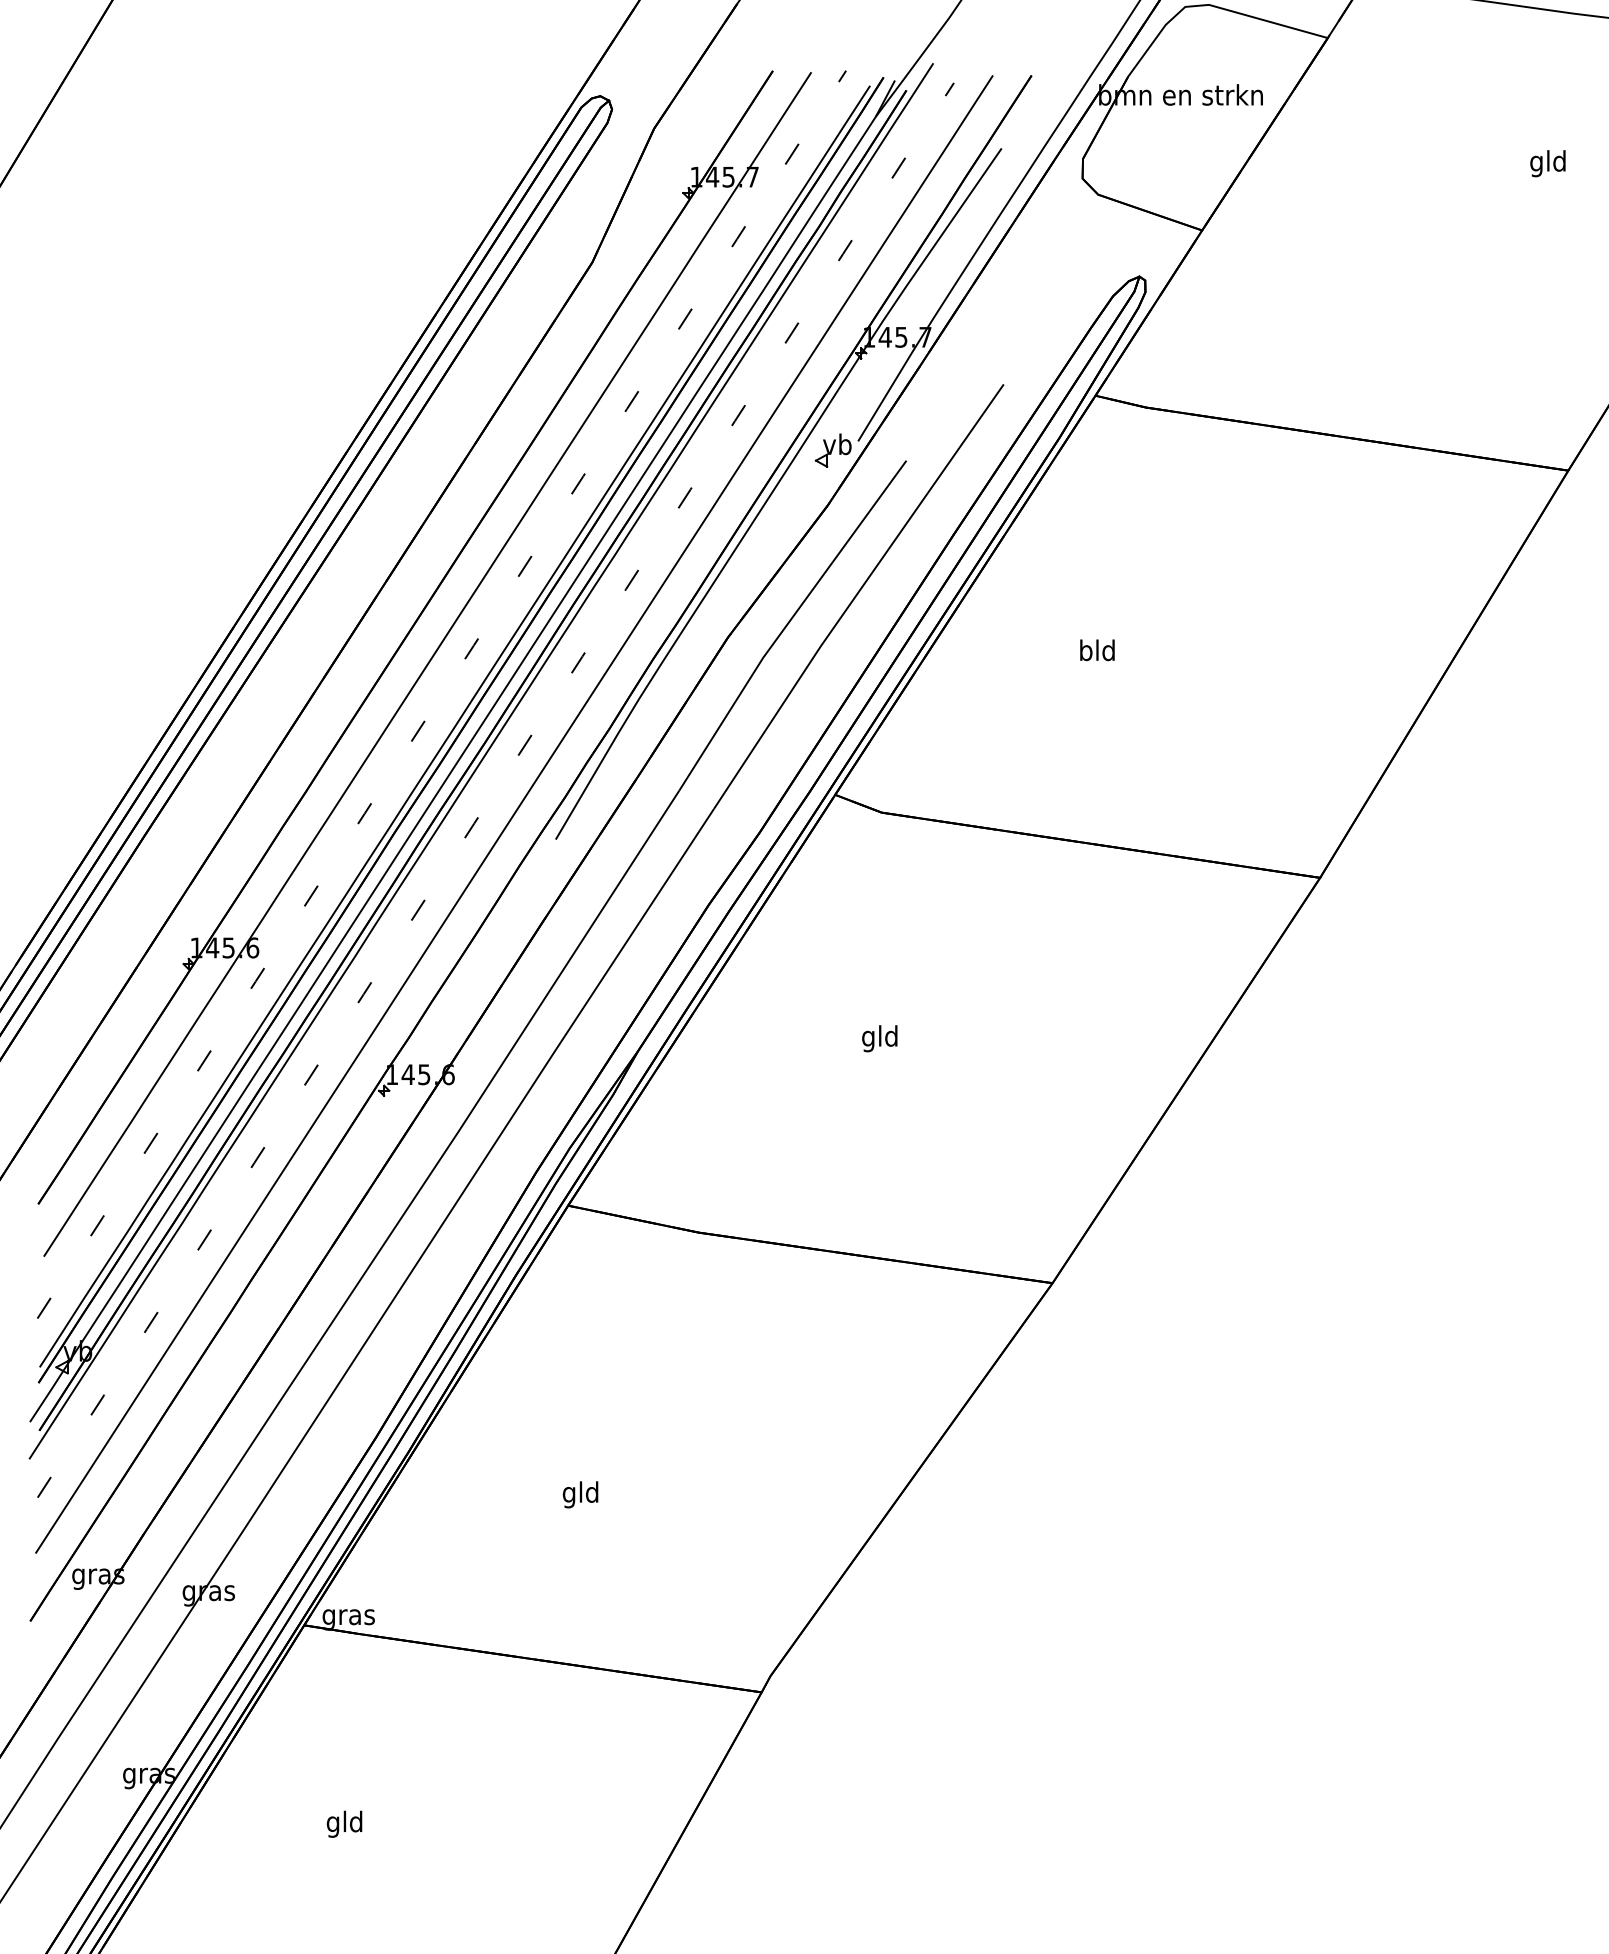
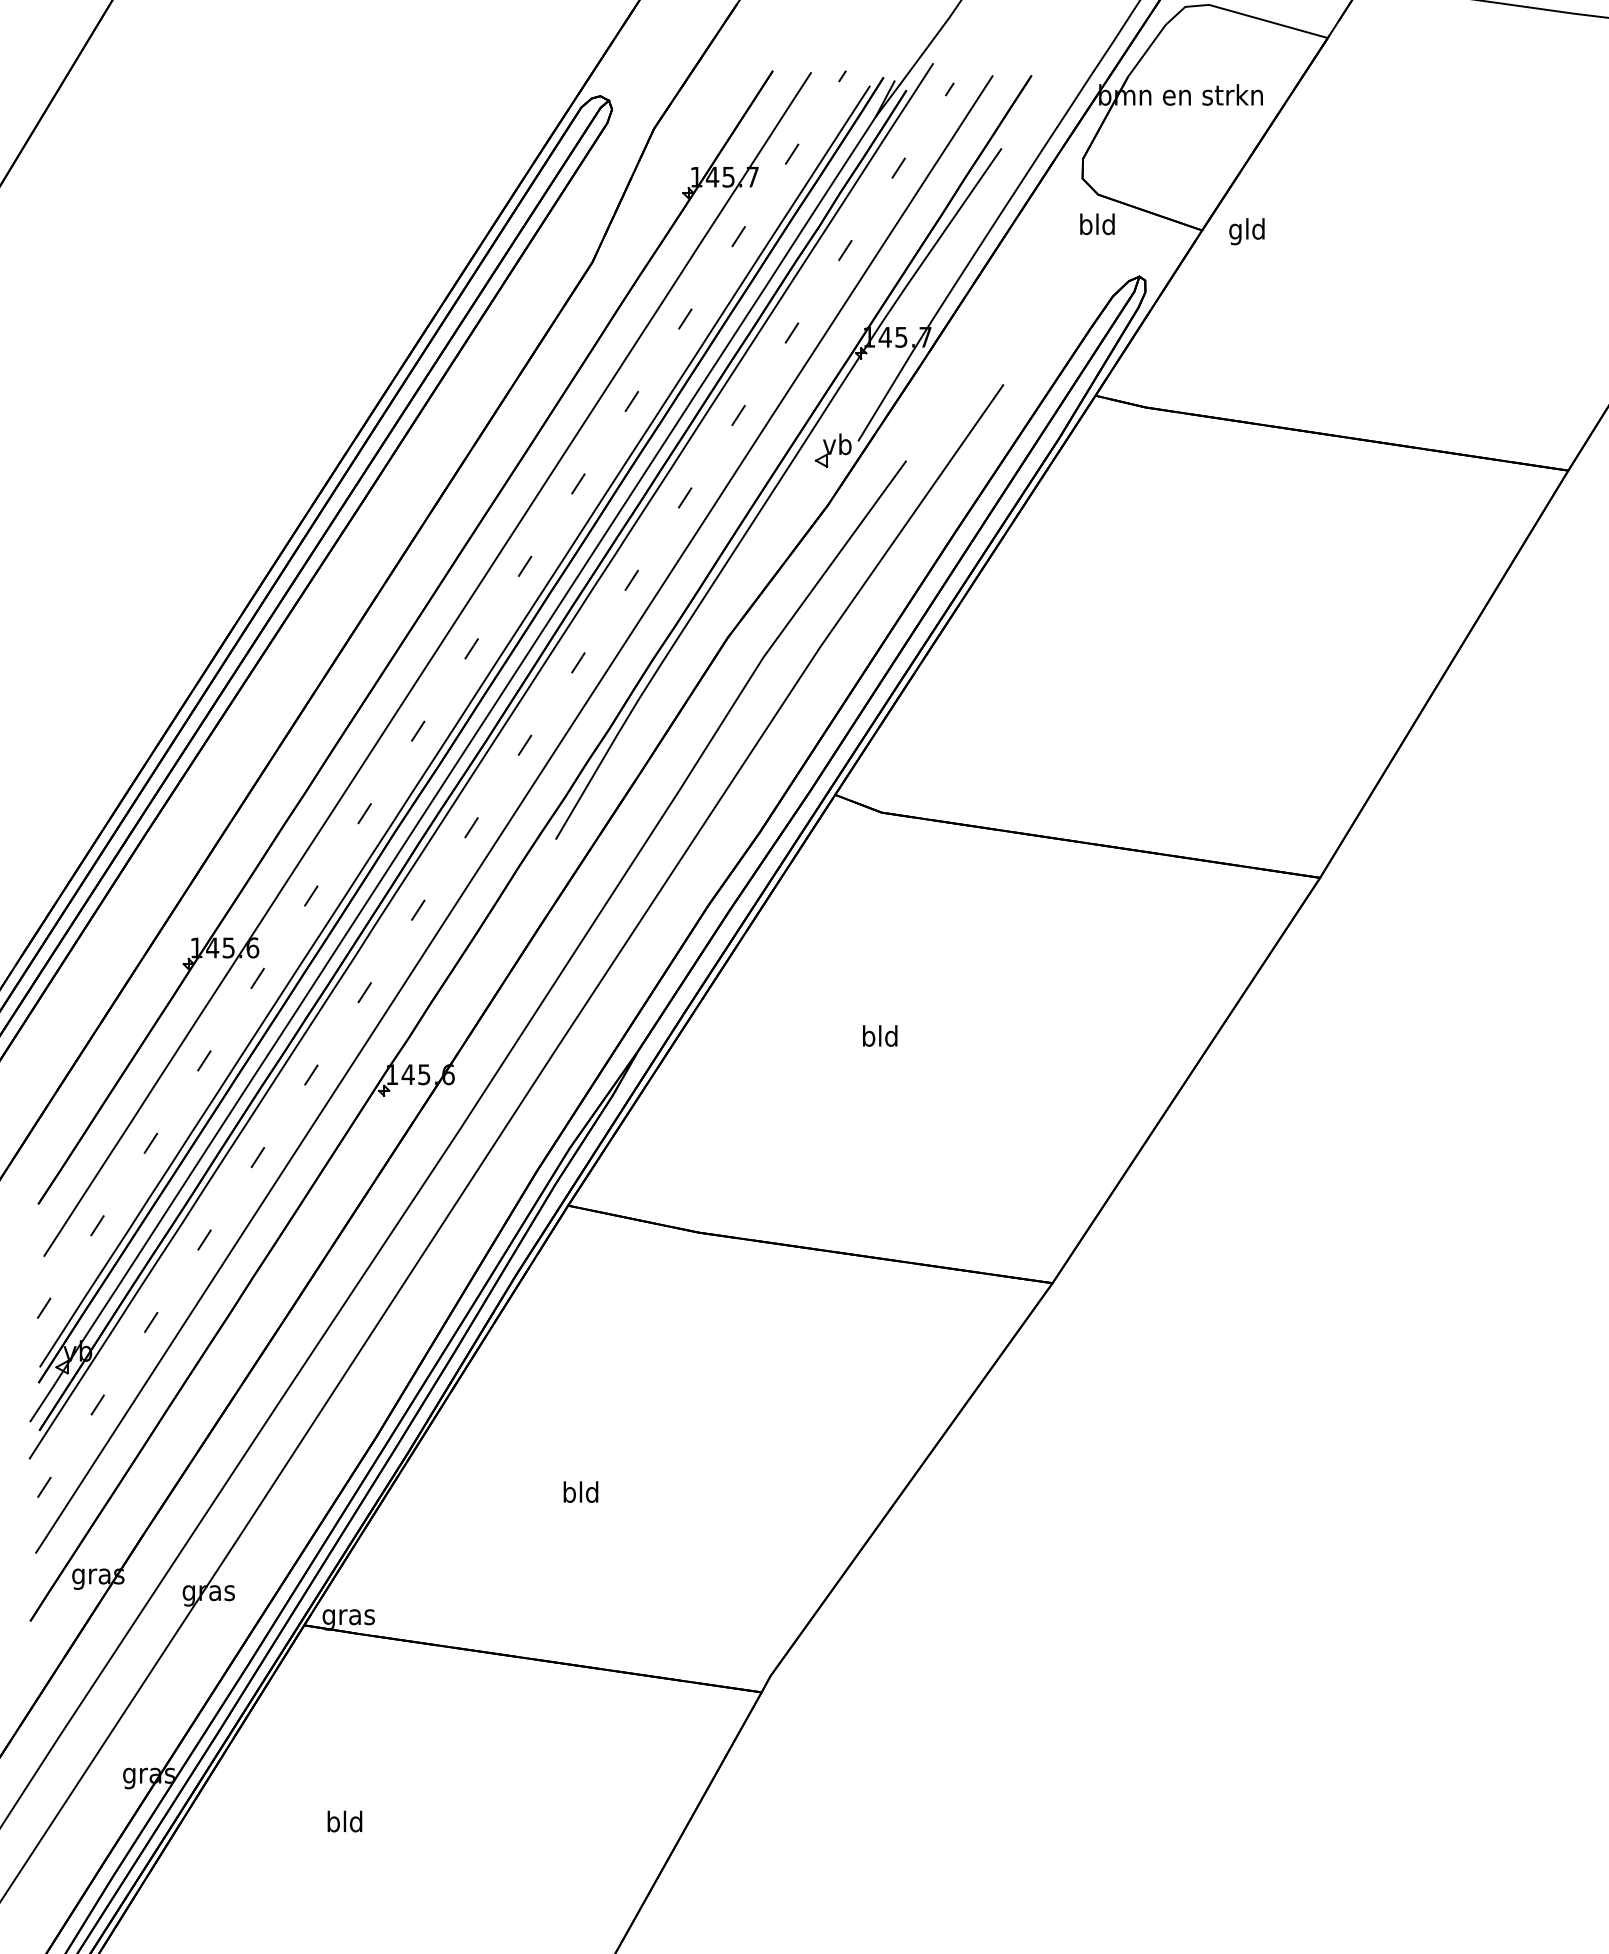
text position: (1547, 163) -> (1246, 231) (1246, 231)
text position: (1097, 650) -> (1097, 224) (1097, 224)
text: gld -> bld (868, 1038)
text: gld -> bld (568, 1494)
text: gld -> bld (332, 1823)
